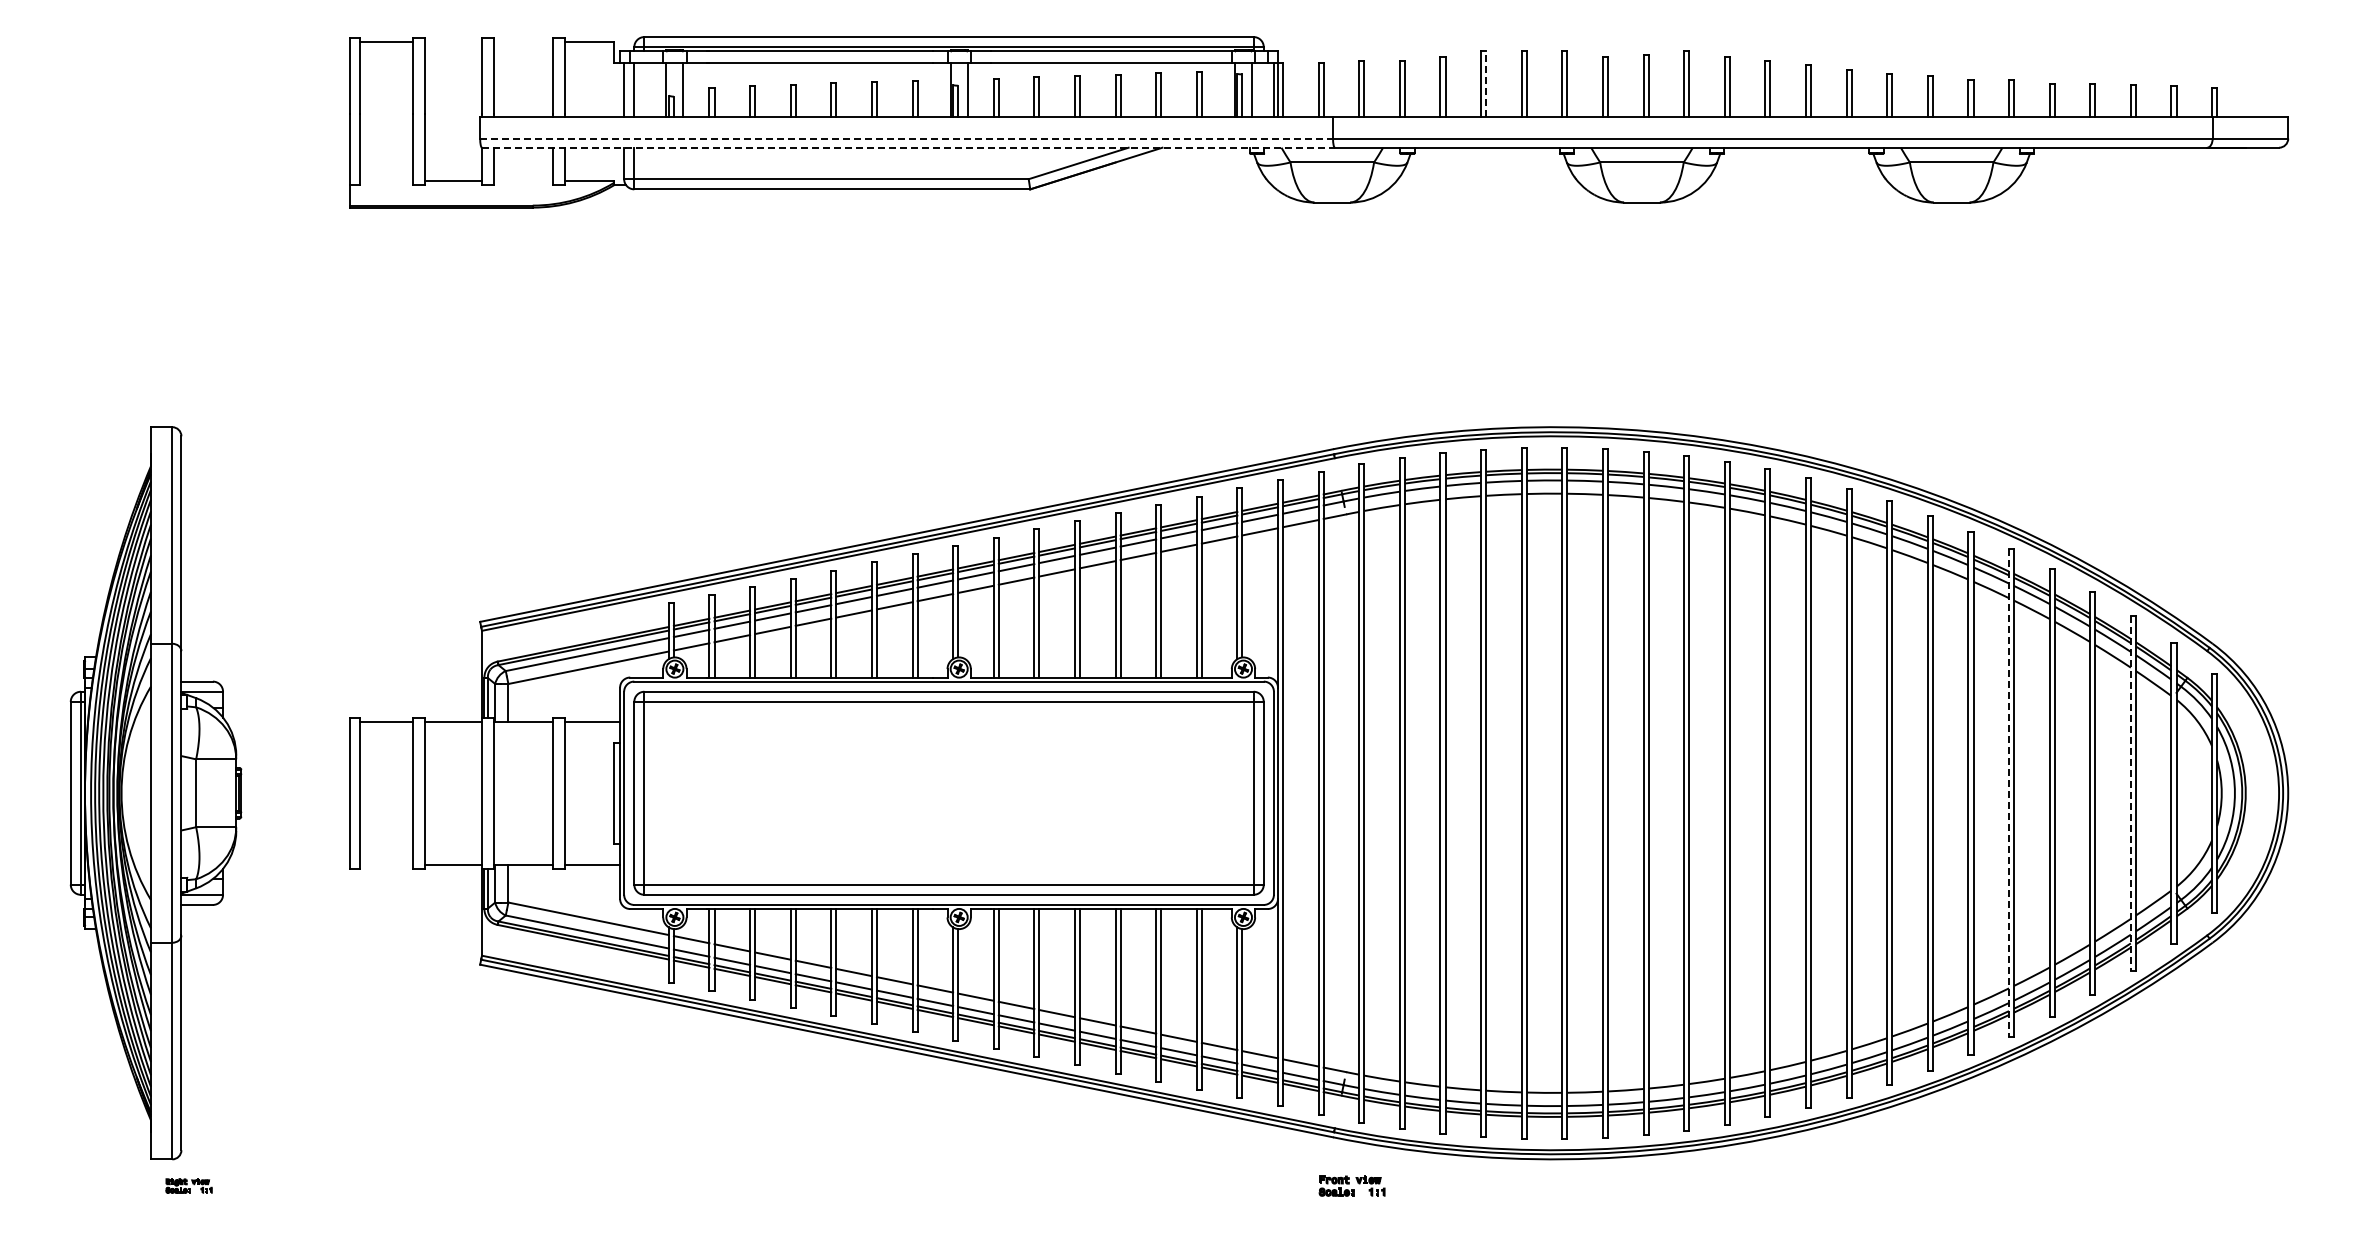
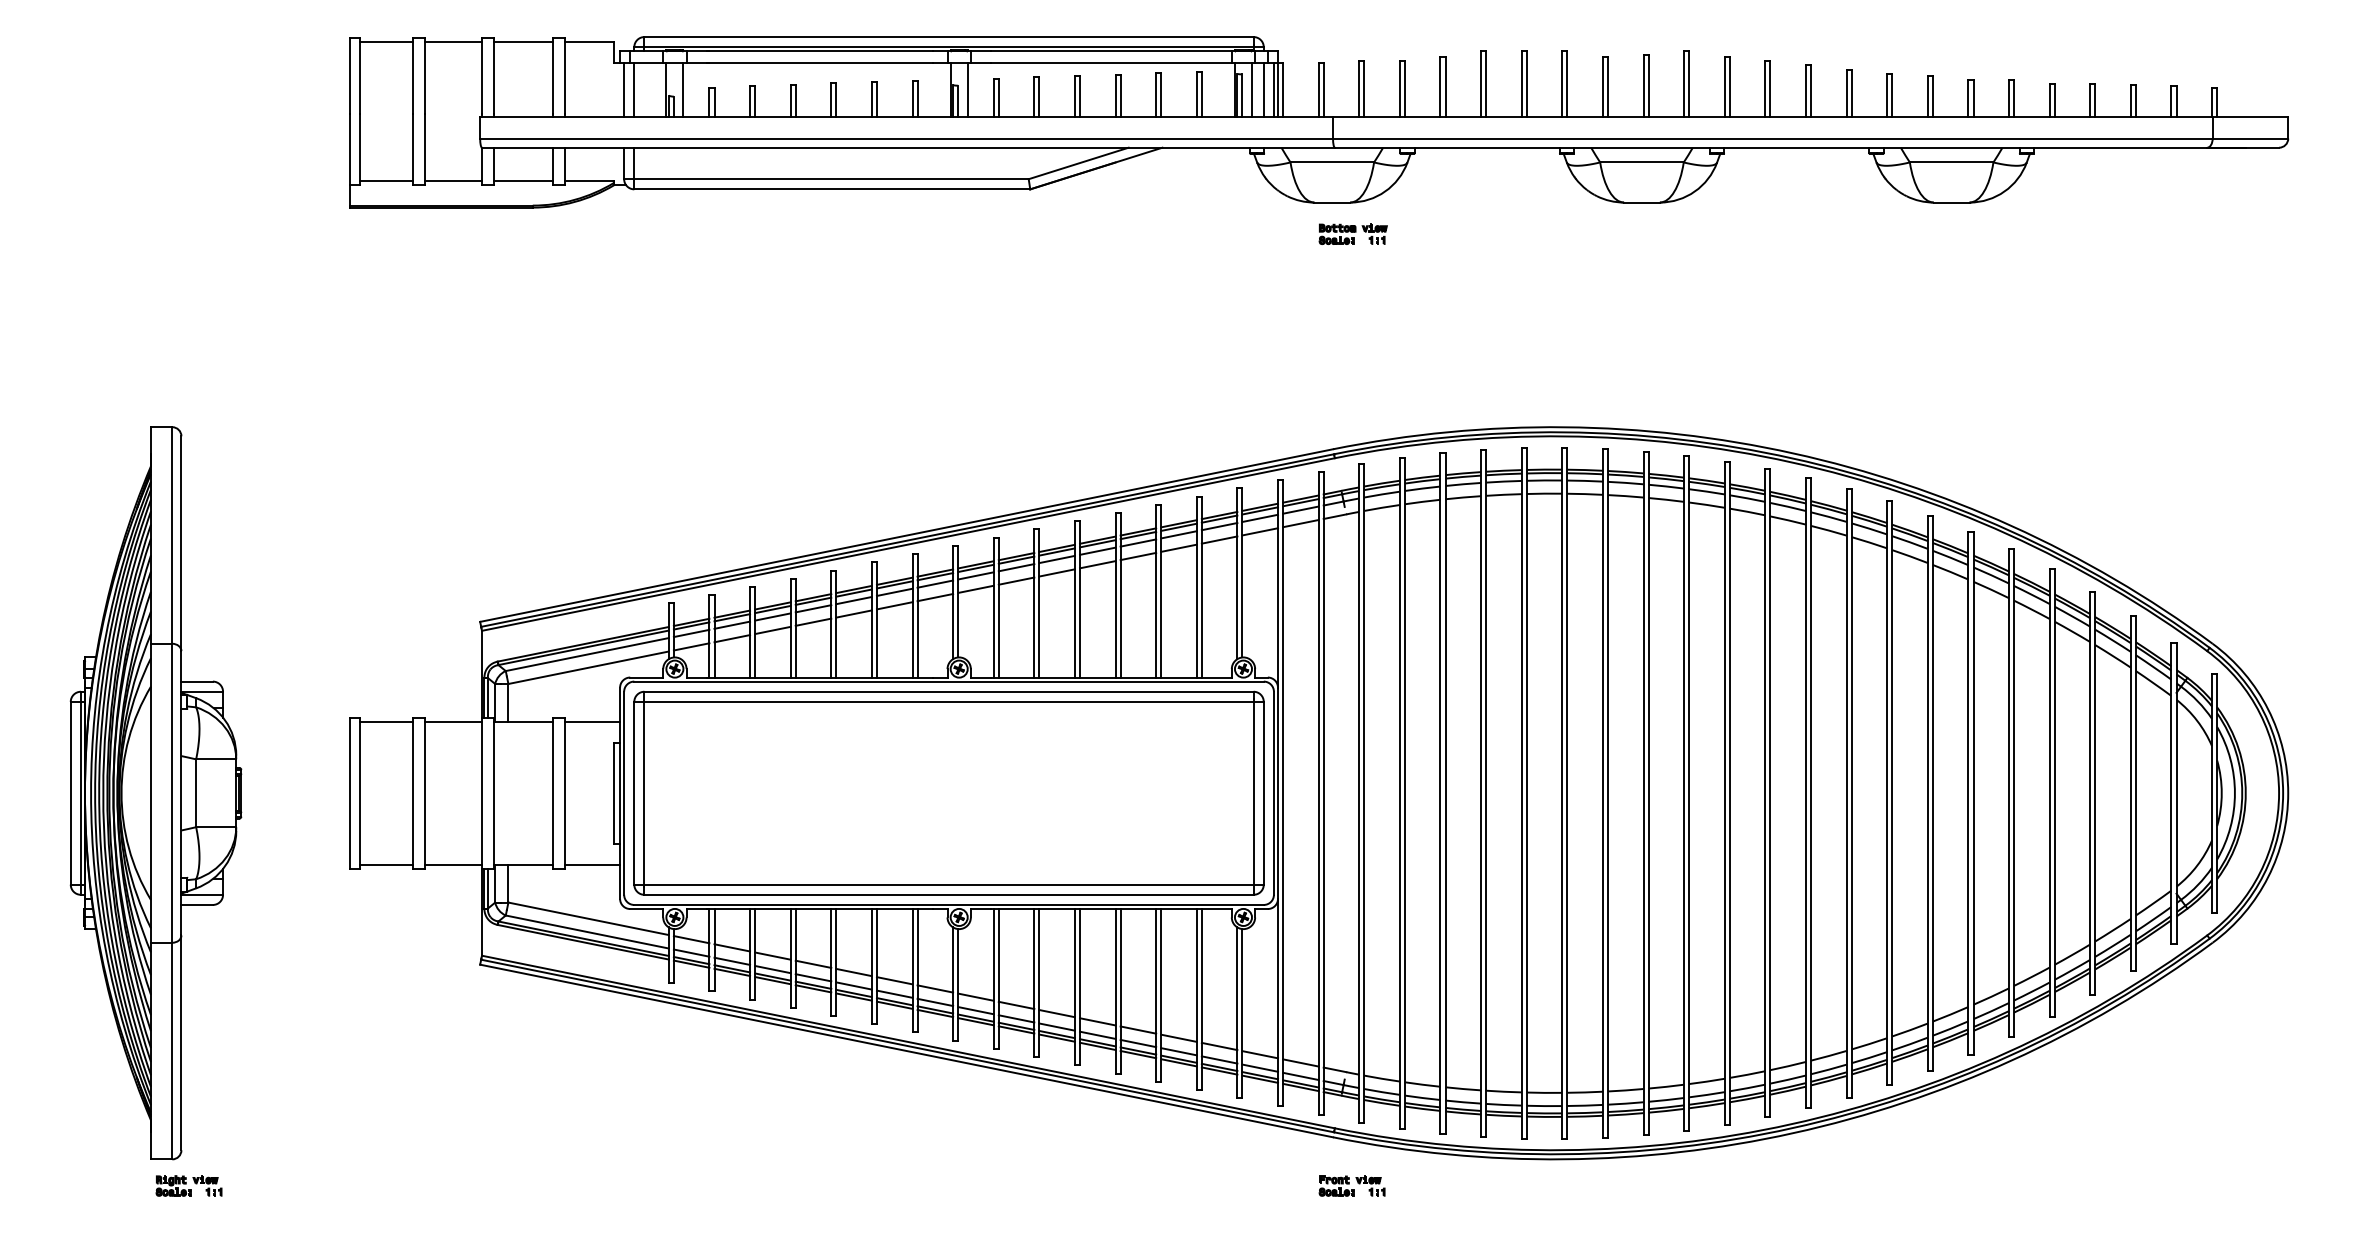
line: none -> present (452, 42)
line: none -> present (522, 42)
line: dashed -> solid (1486, 84)
line: none -> present (1263, 90)
line: dashed -> solid (907, 138)
line: dashed -> solid (908, 147)
line: none -> present (386, 180)
line: none -> present (522, 180)
part: none -> present (1352, 233)
line: dashed -> solid (2009, 793)
line: dashed -> solid (2130, 793)
line: none -> present (386, 864)
part size: 48x16 px -> 68x22 px (188, 1185)
